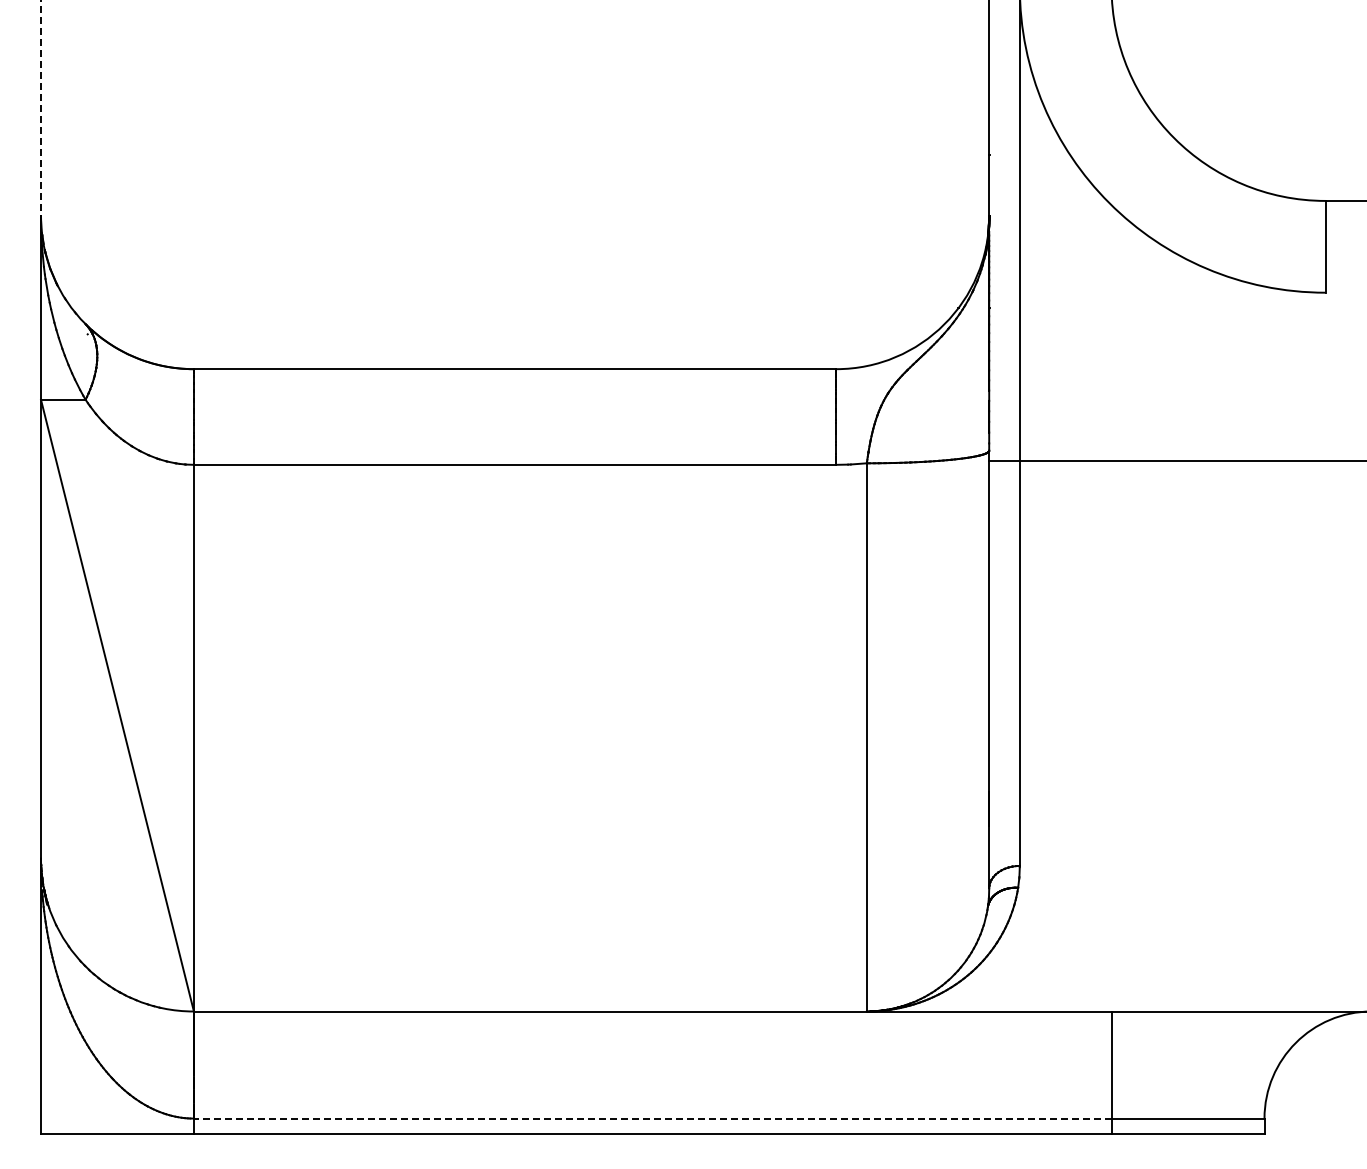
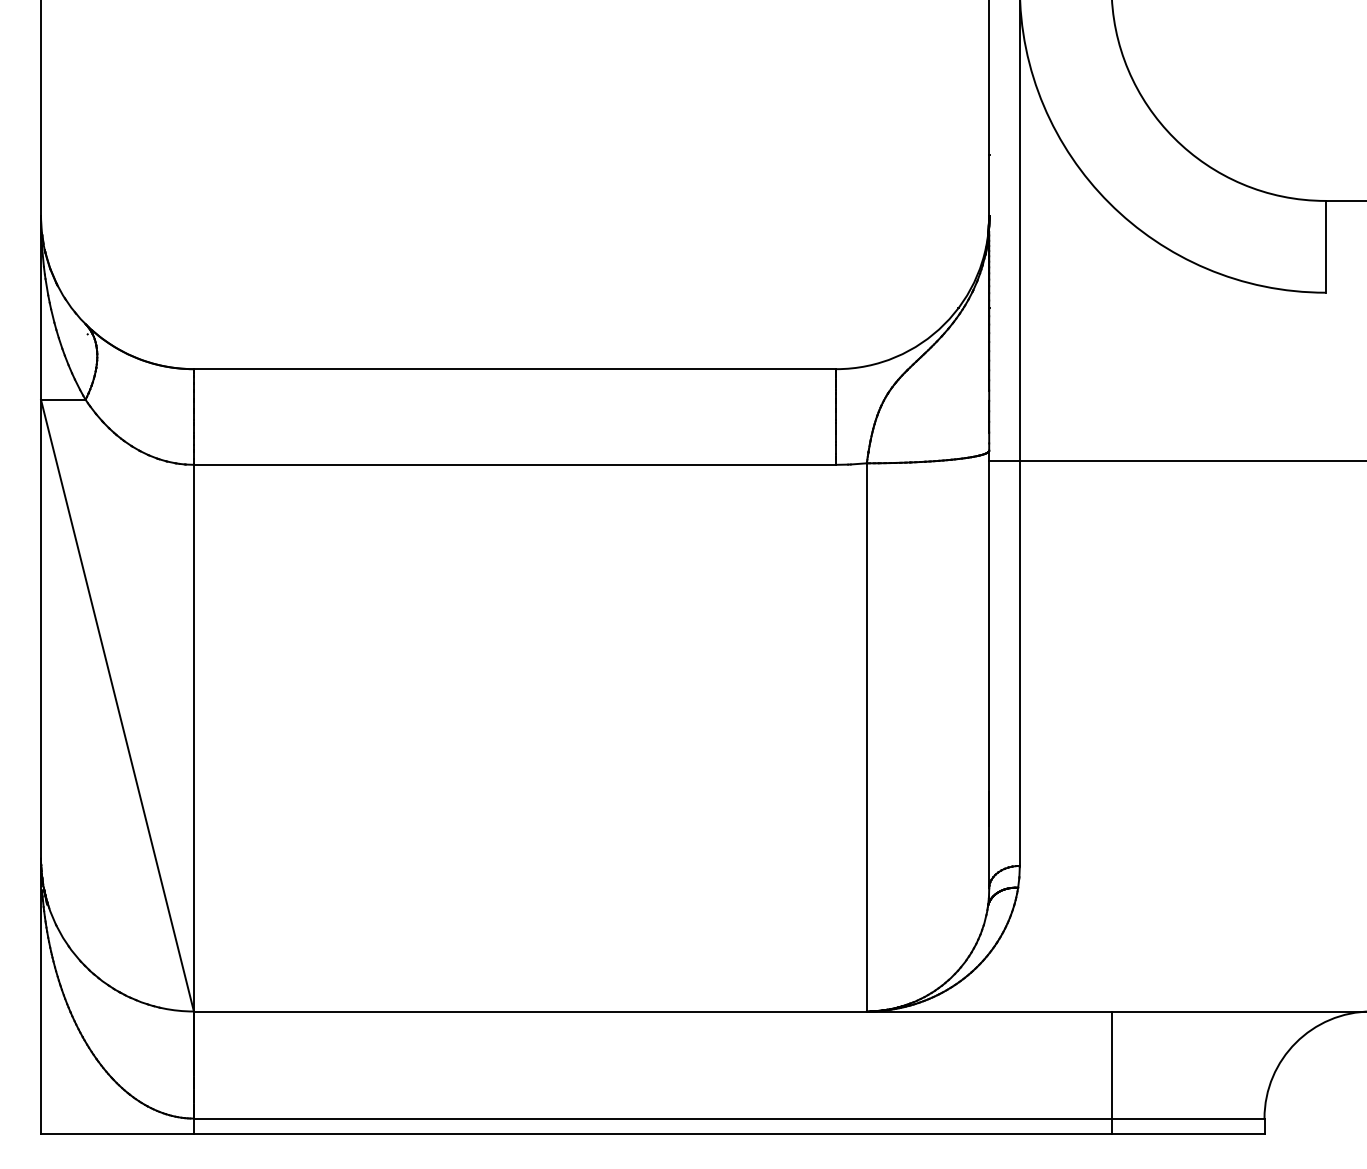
line: dashed -> solid (41, 108)
line: dashed -> solid (652, 1118)
